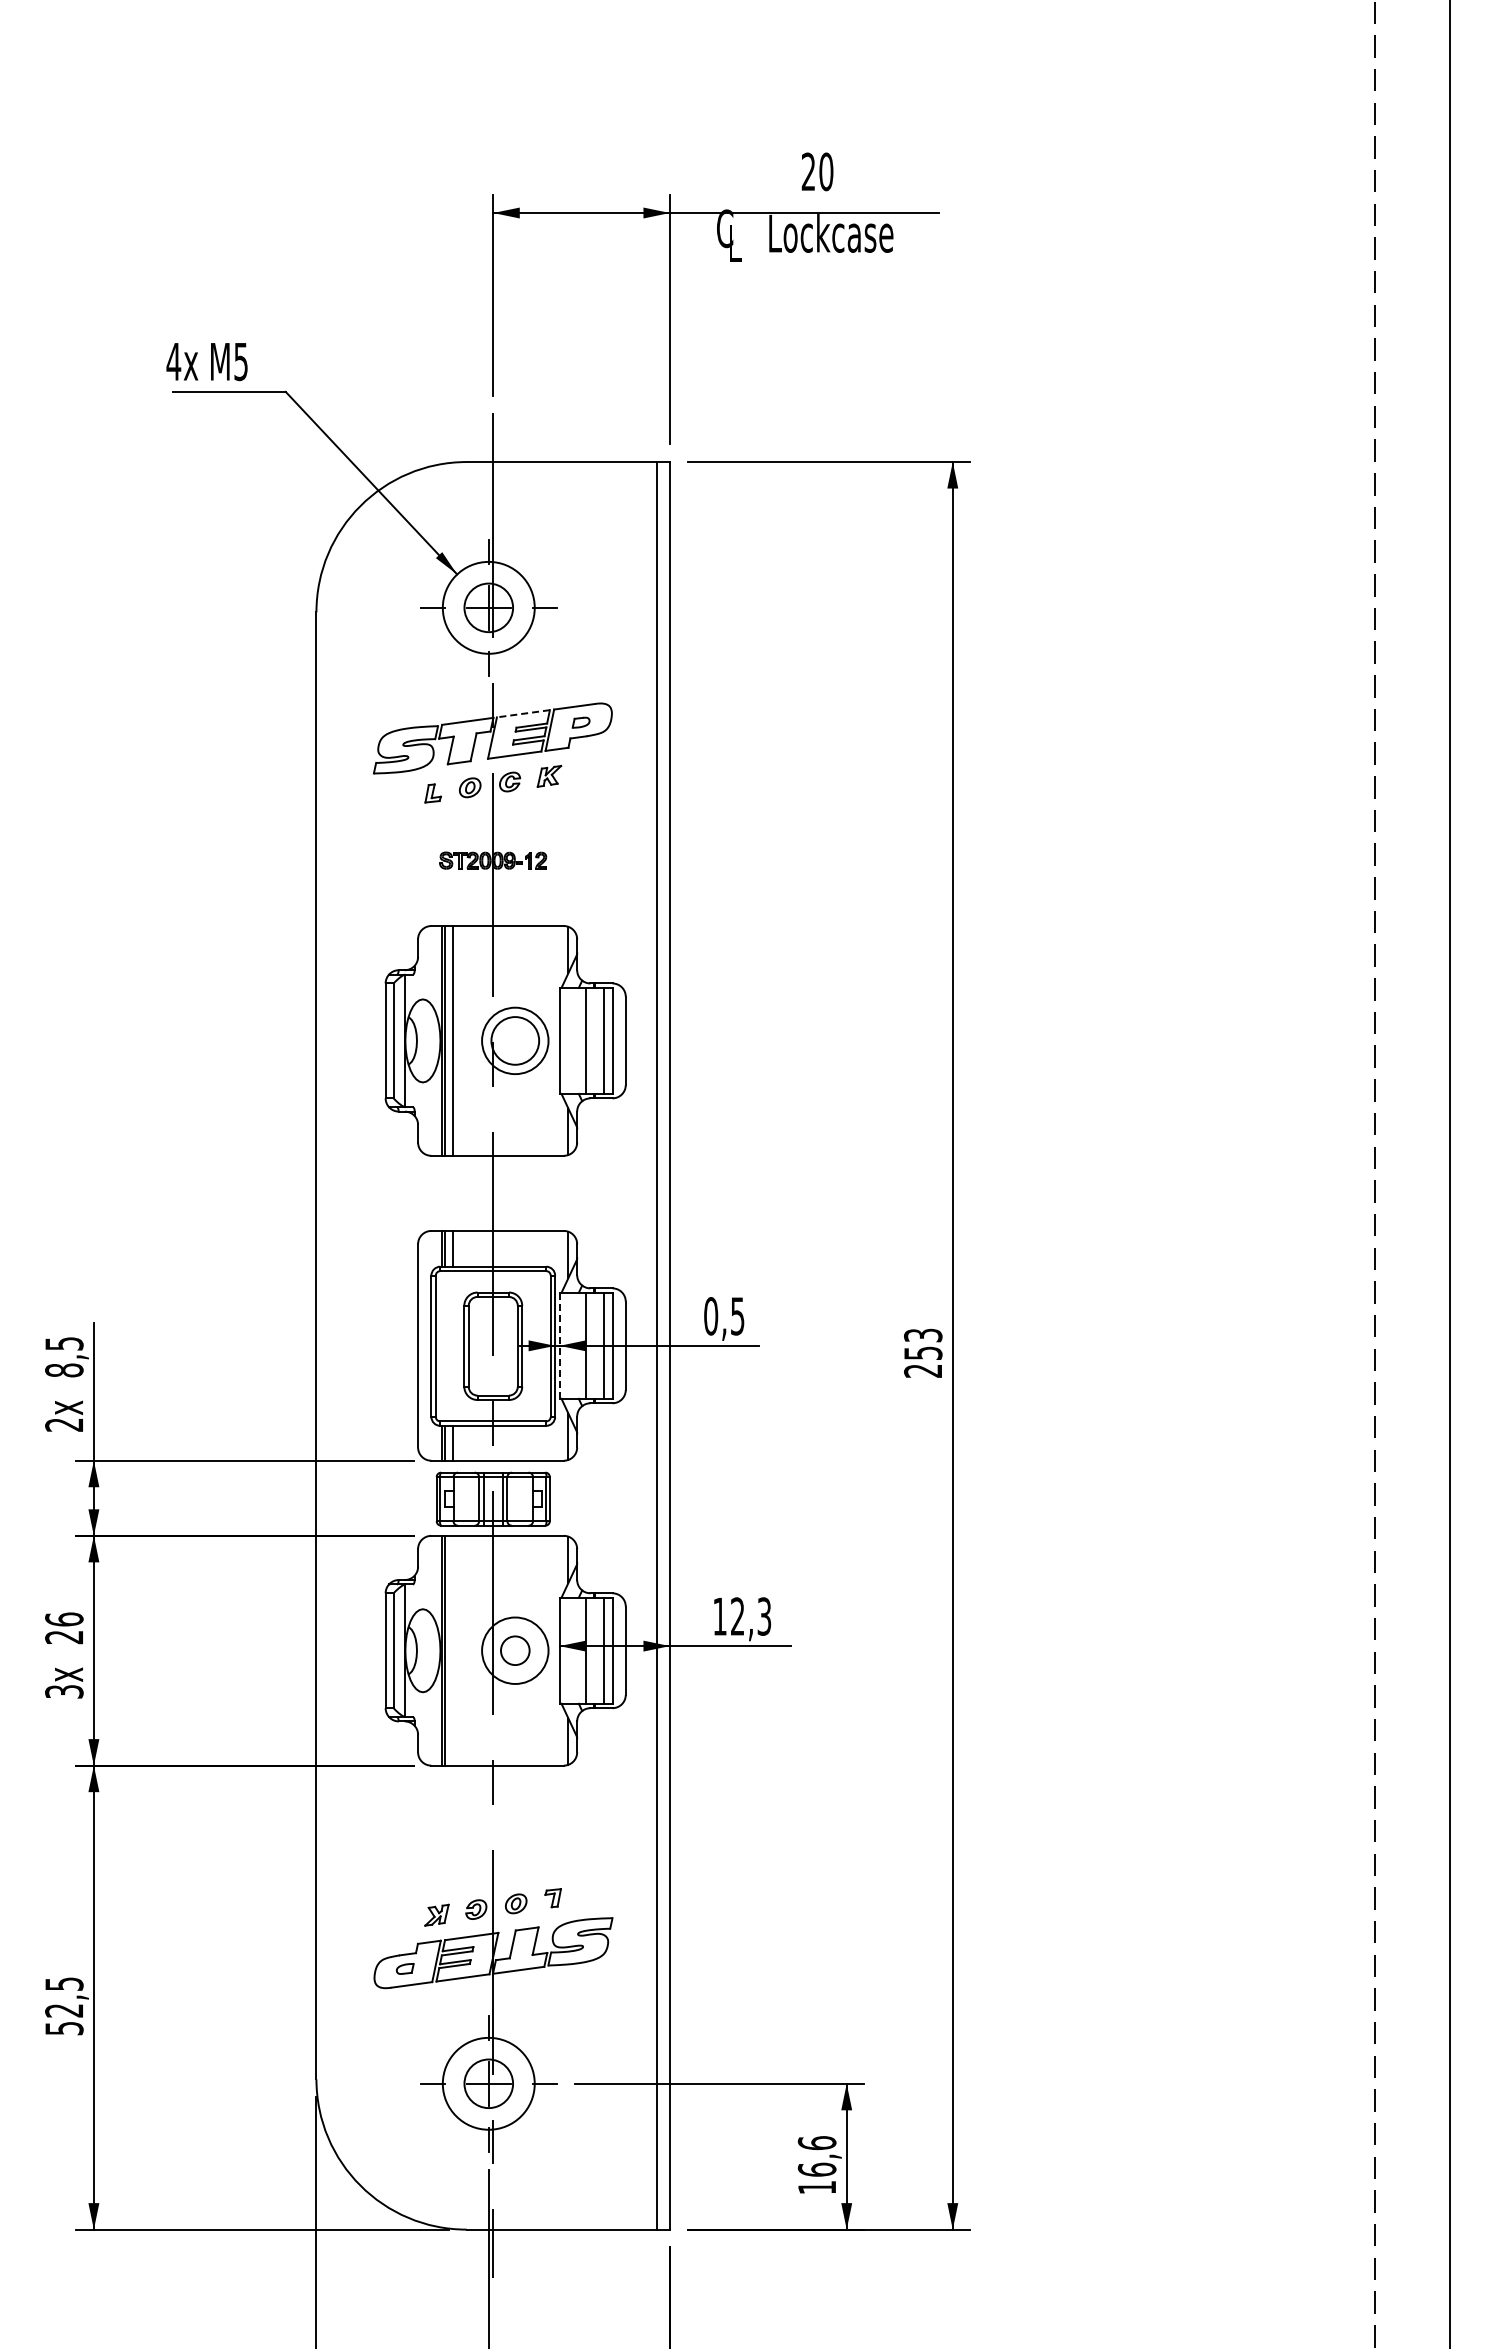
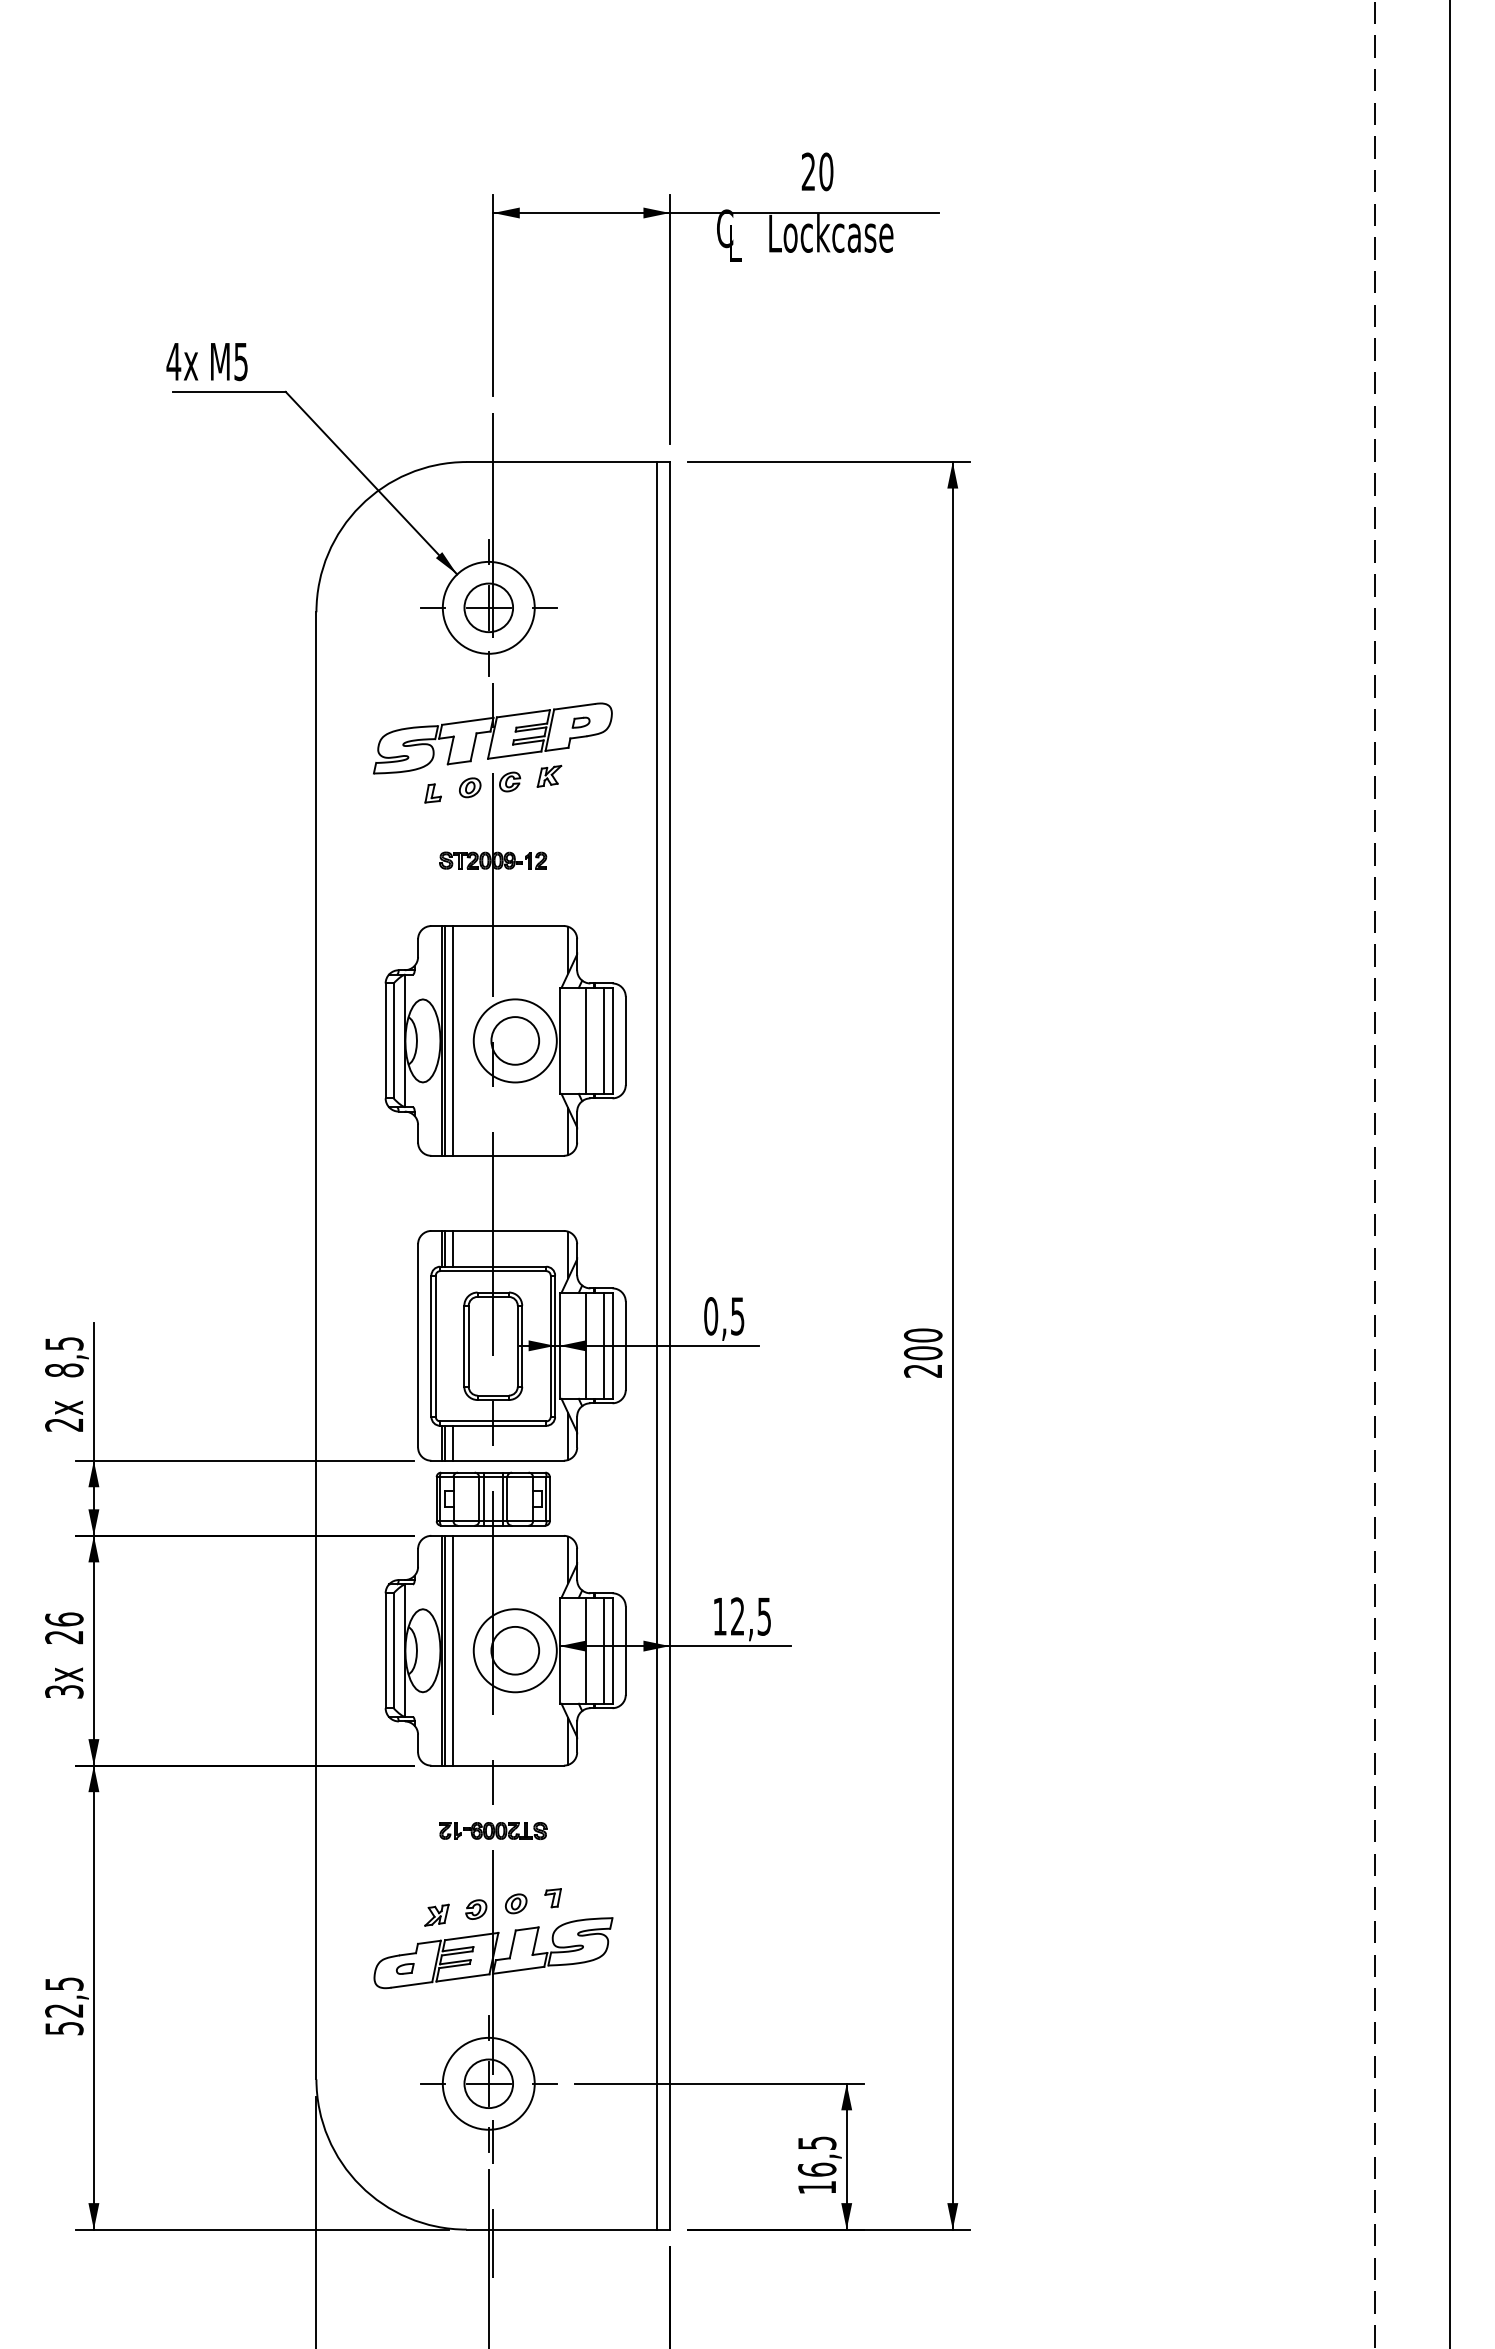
line: dashed -> solid (523, 713)
circle diameter: 66 px -> 83 px (514, 1040)
text: 253 -> 200 (923, 1344)
line: dashed -> solid (559, 1346)
text: 12,3 -> 12,5 (764, 1616)
line: none -> present (453, 1650)
circle diameter: 29 px -> 48 px (515, 1650)
circle diameter: 66 px -> 83 px (514, 1650)
part: none -> present (493, 1830)
text: 16,6 -> 16,5 (816, 2143)
